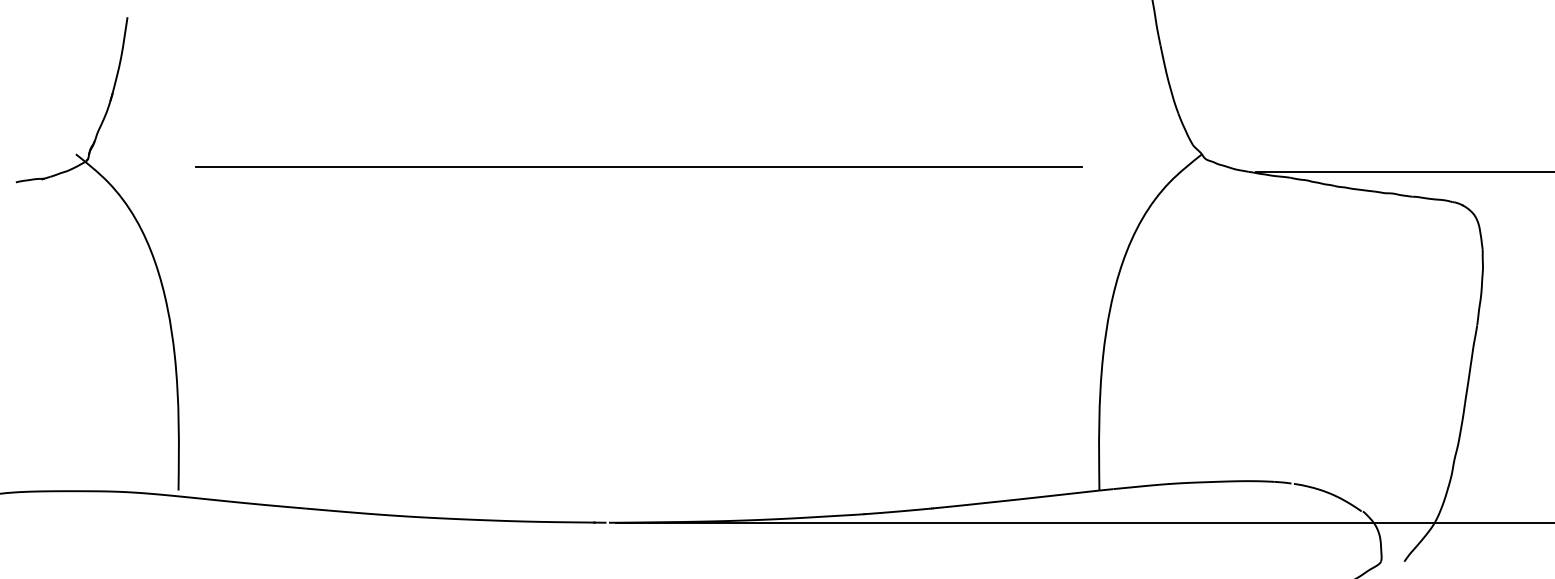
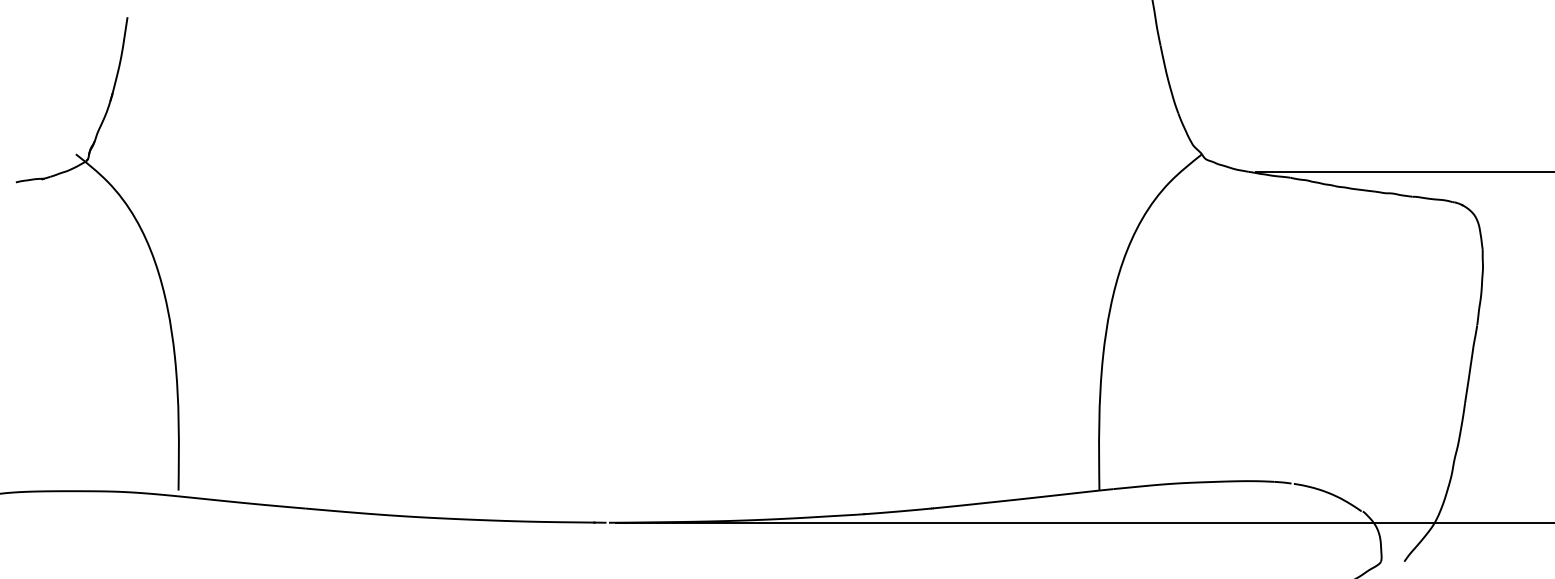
line: present -> none (638, 167)
